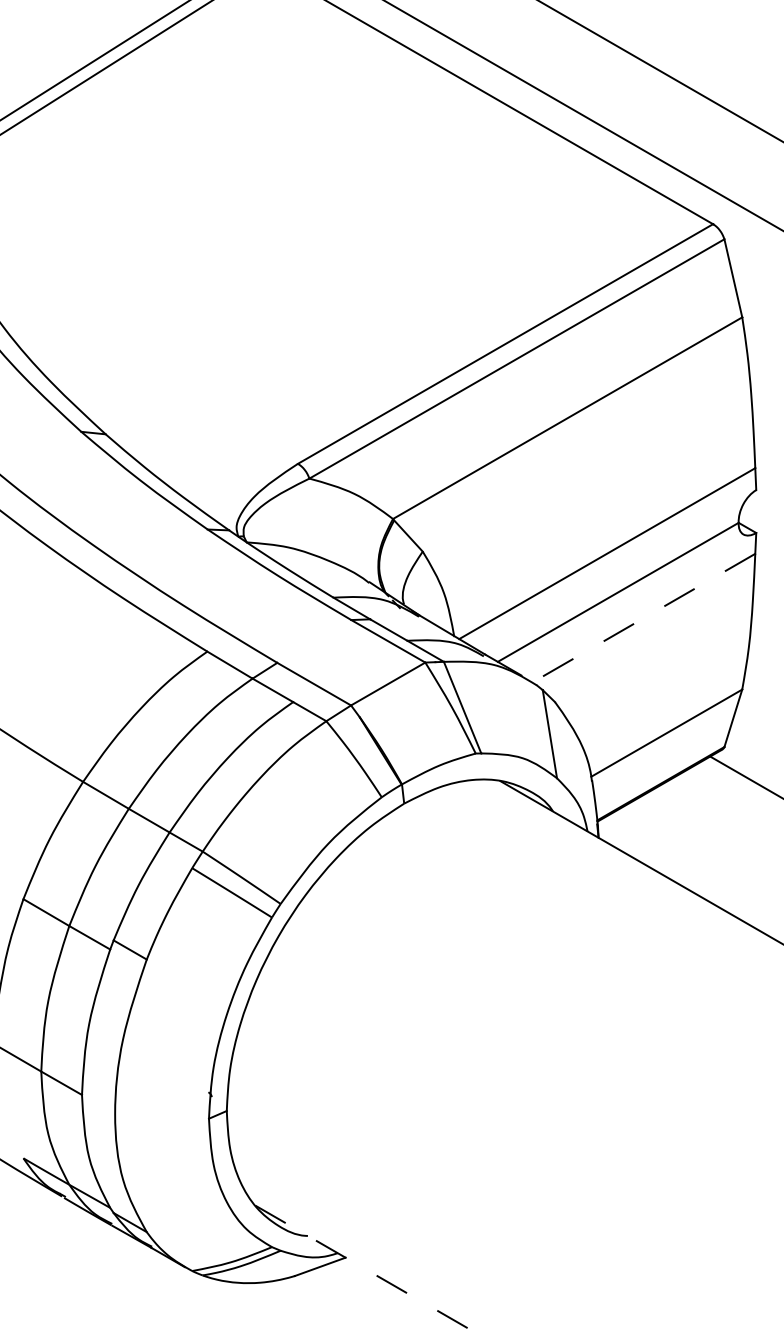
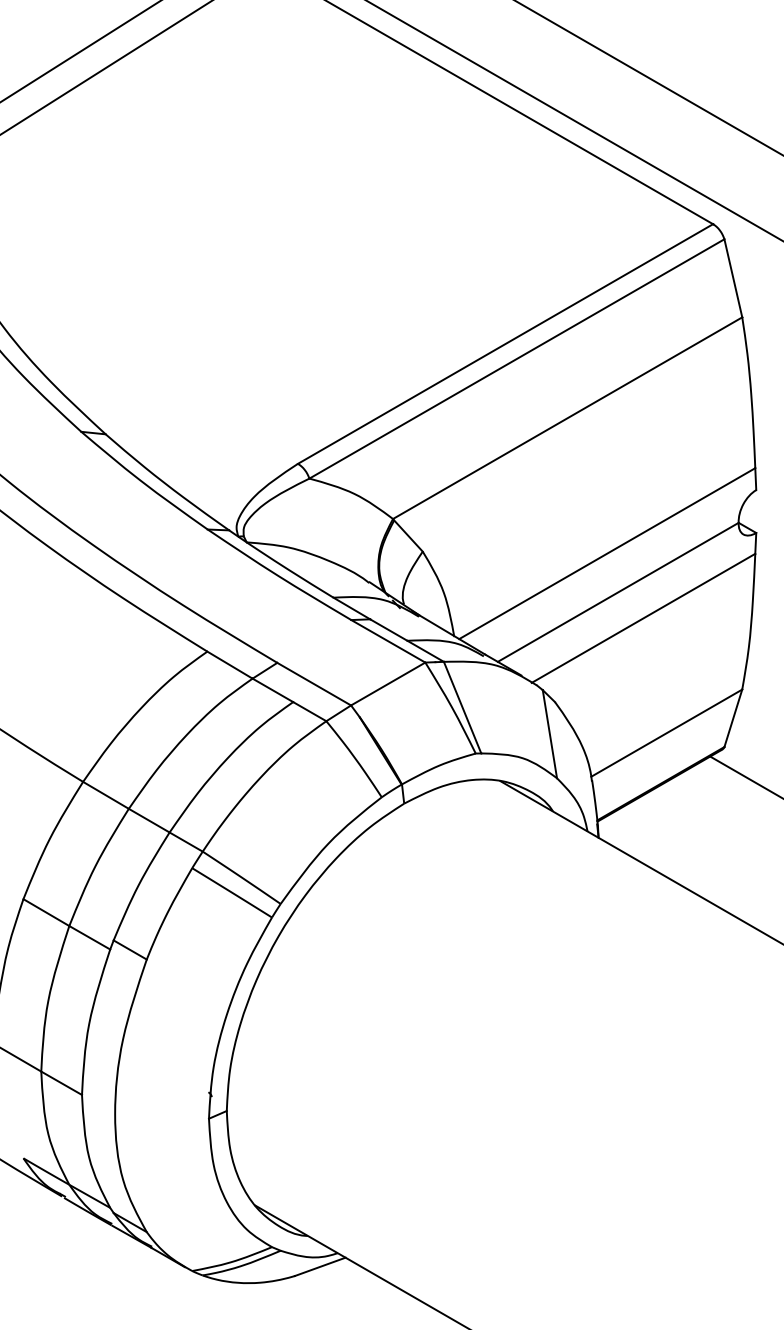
line position: (94, 60) -> (80, 51) (80, 51)
line position: (660, 71) -> (648, 77) (648, 77)
line position: (583, 115) -> (574, 120) (574, 120)
line: dashed -> solid (643, 618)
line: dashed -> solid (362, 1267)
